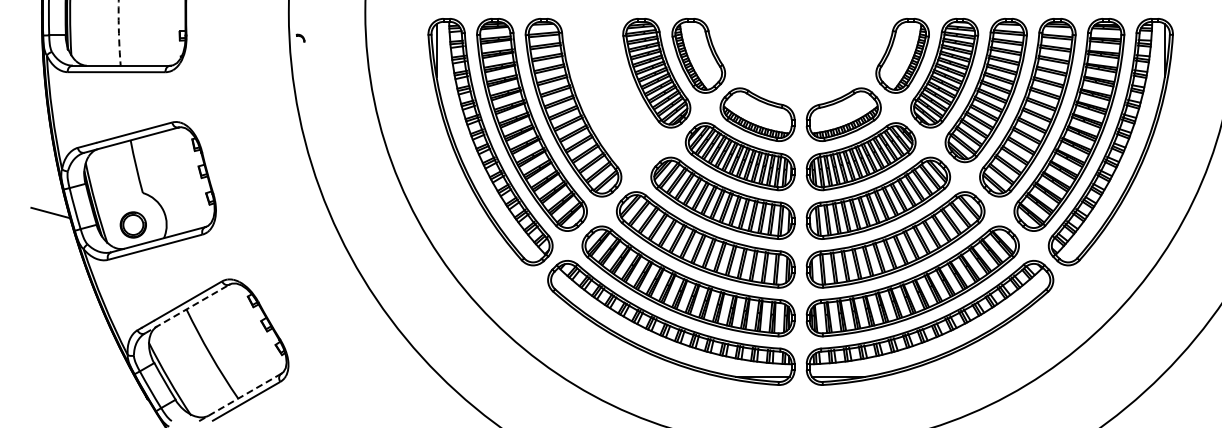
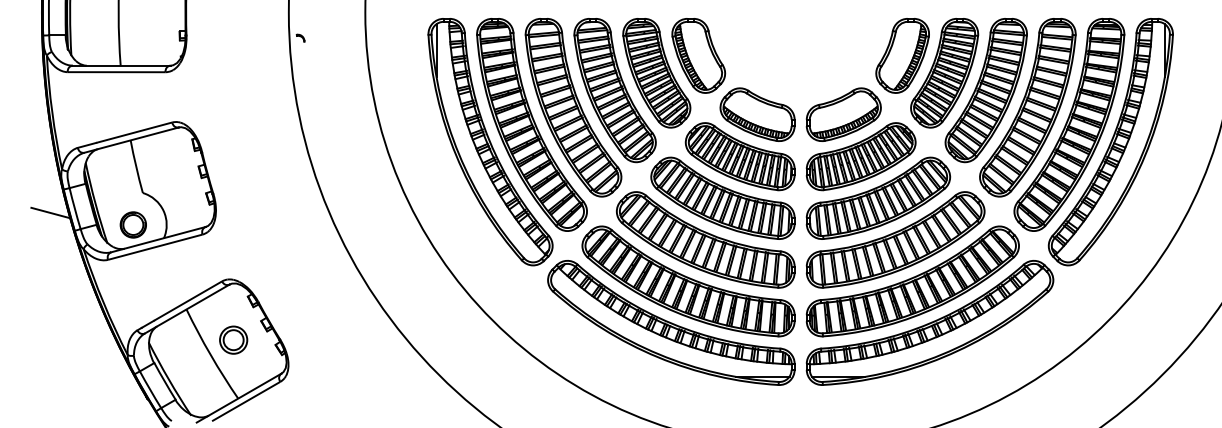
arc: dashed -> solid (119, 33)
part: none -> present (614, 90)
line: dashed -> solid (187, 308)
part: none -> present (233, 339)
line: dashed -> solid (239, 398)
